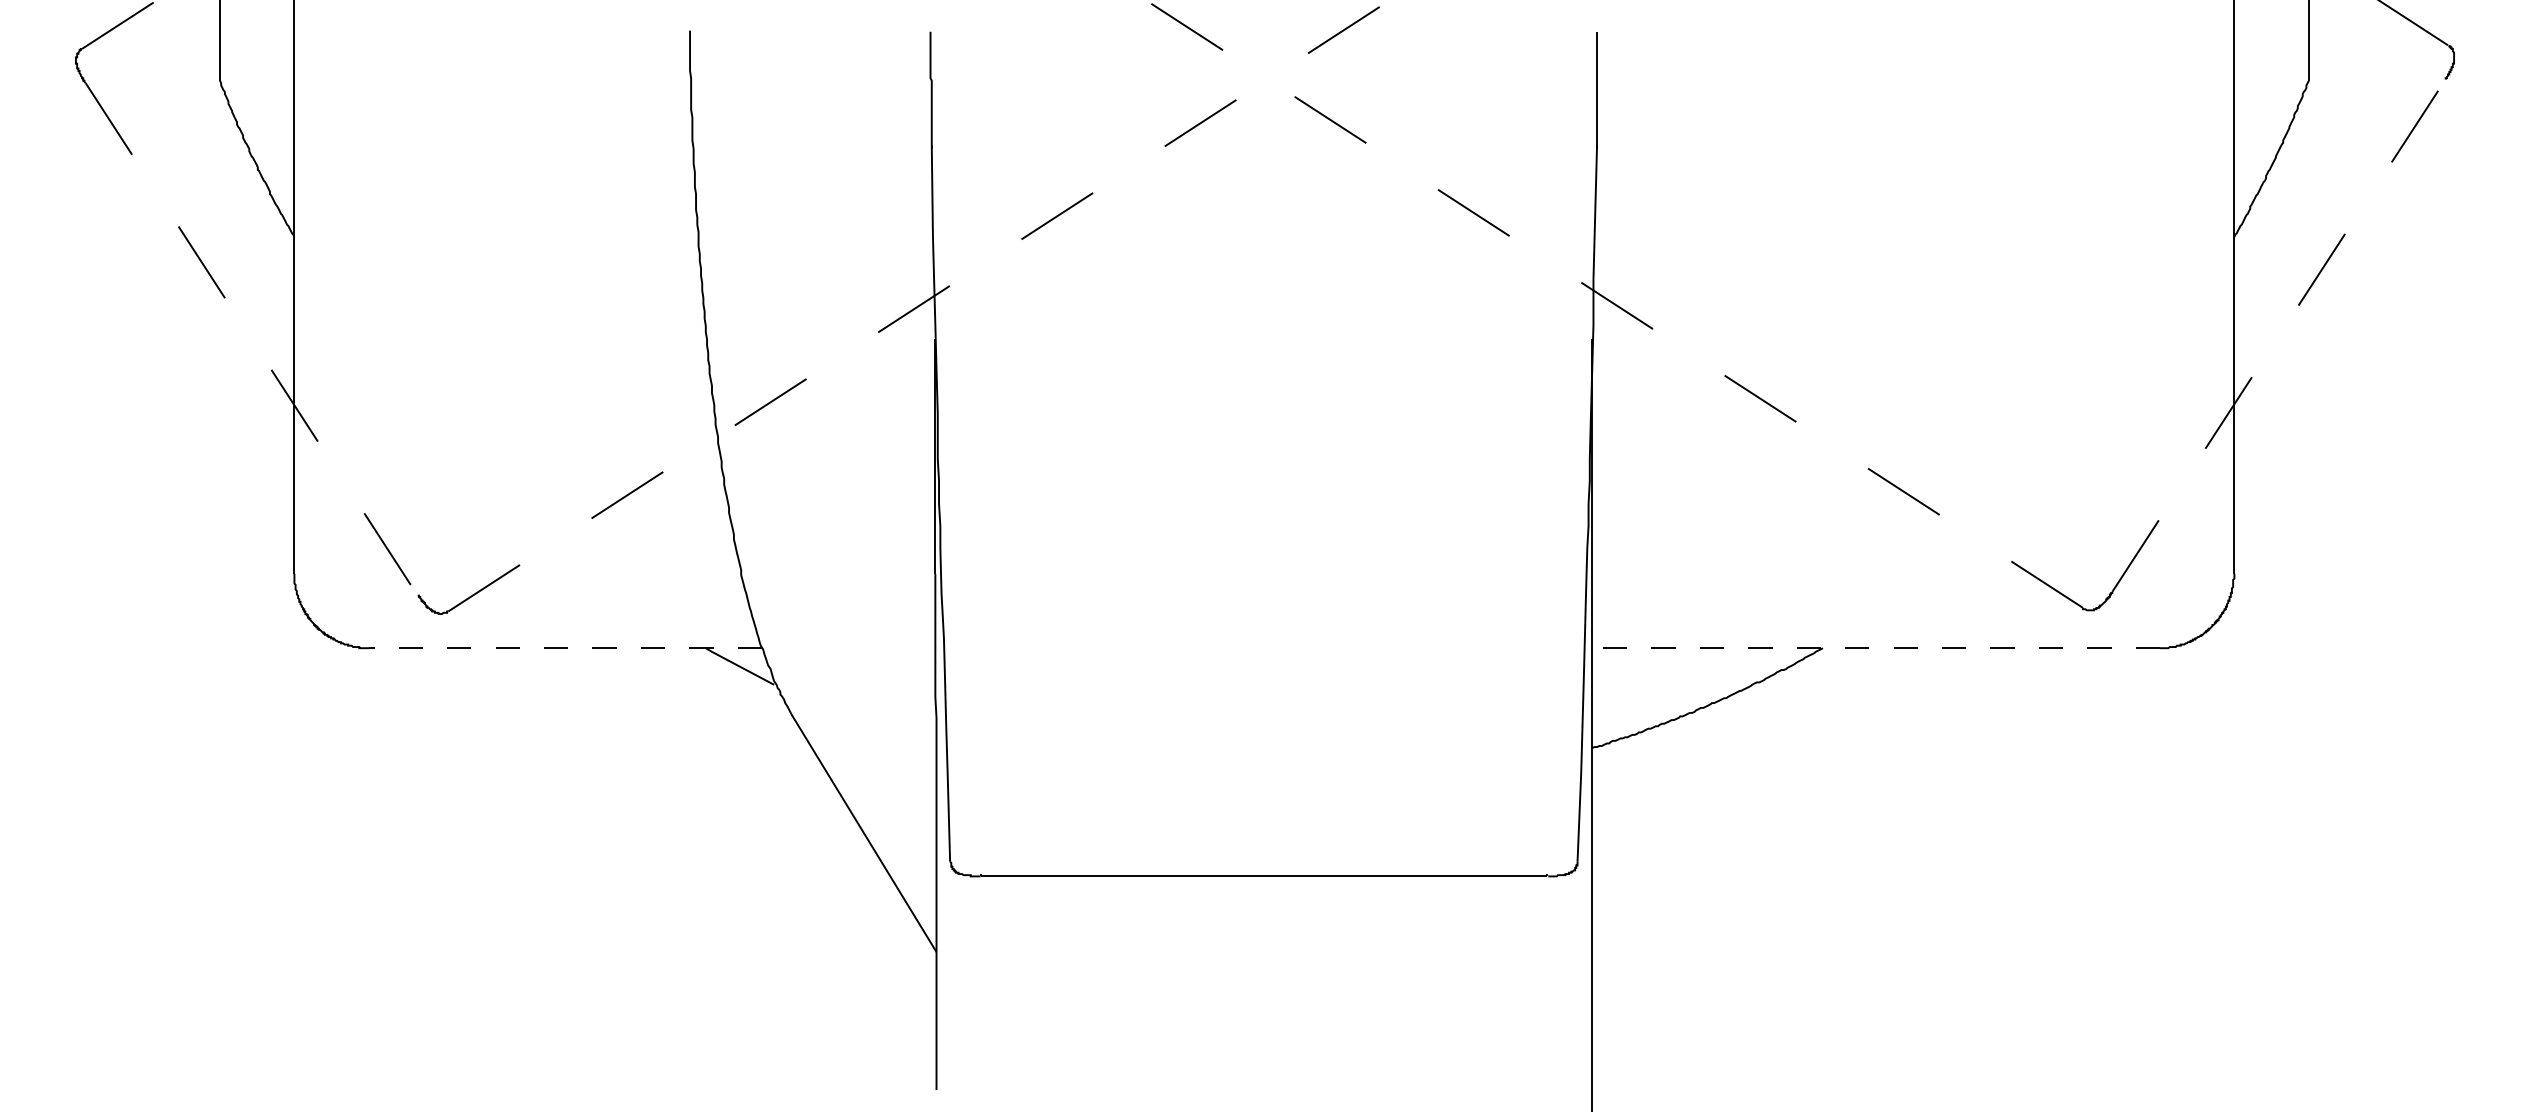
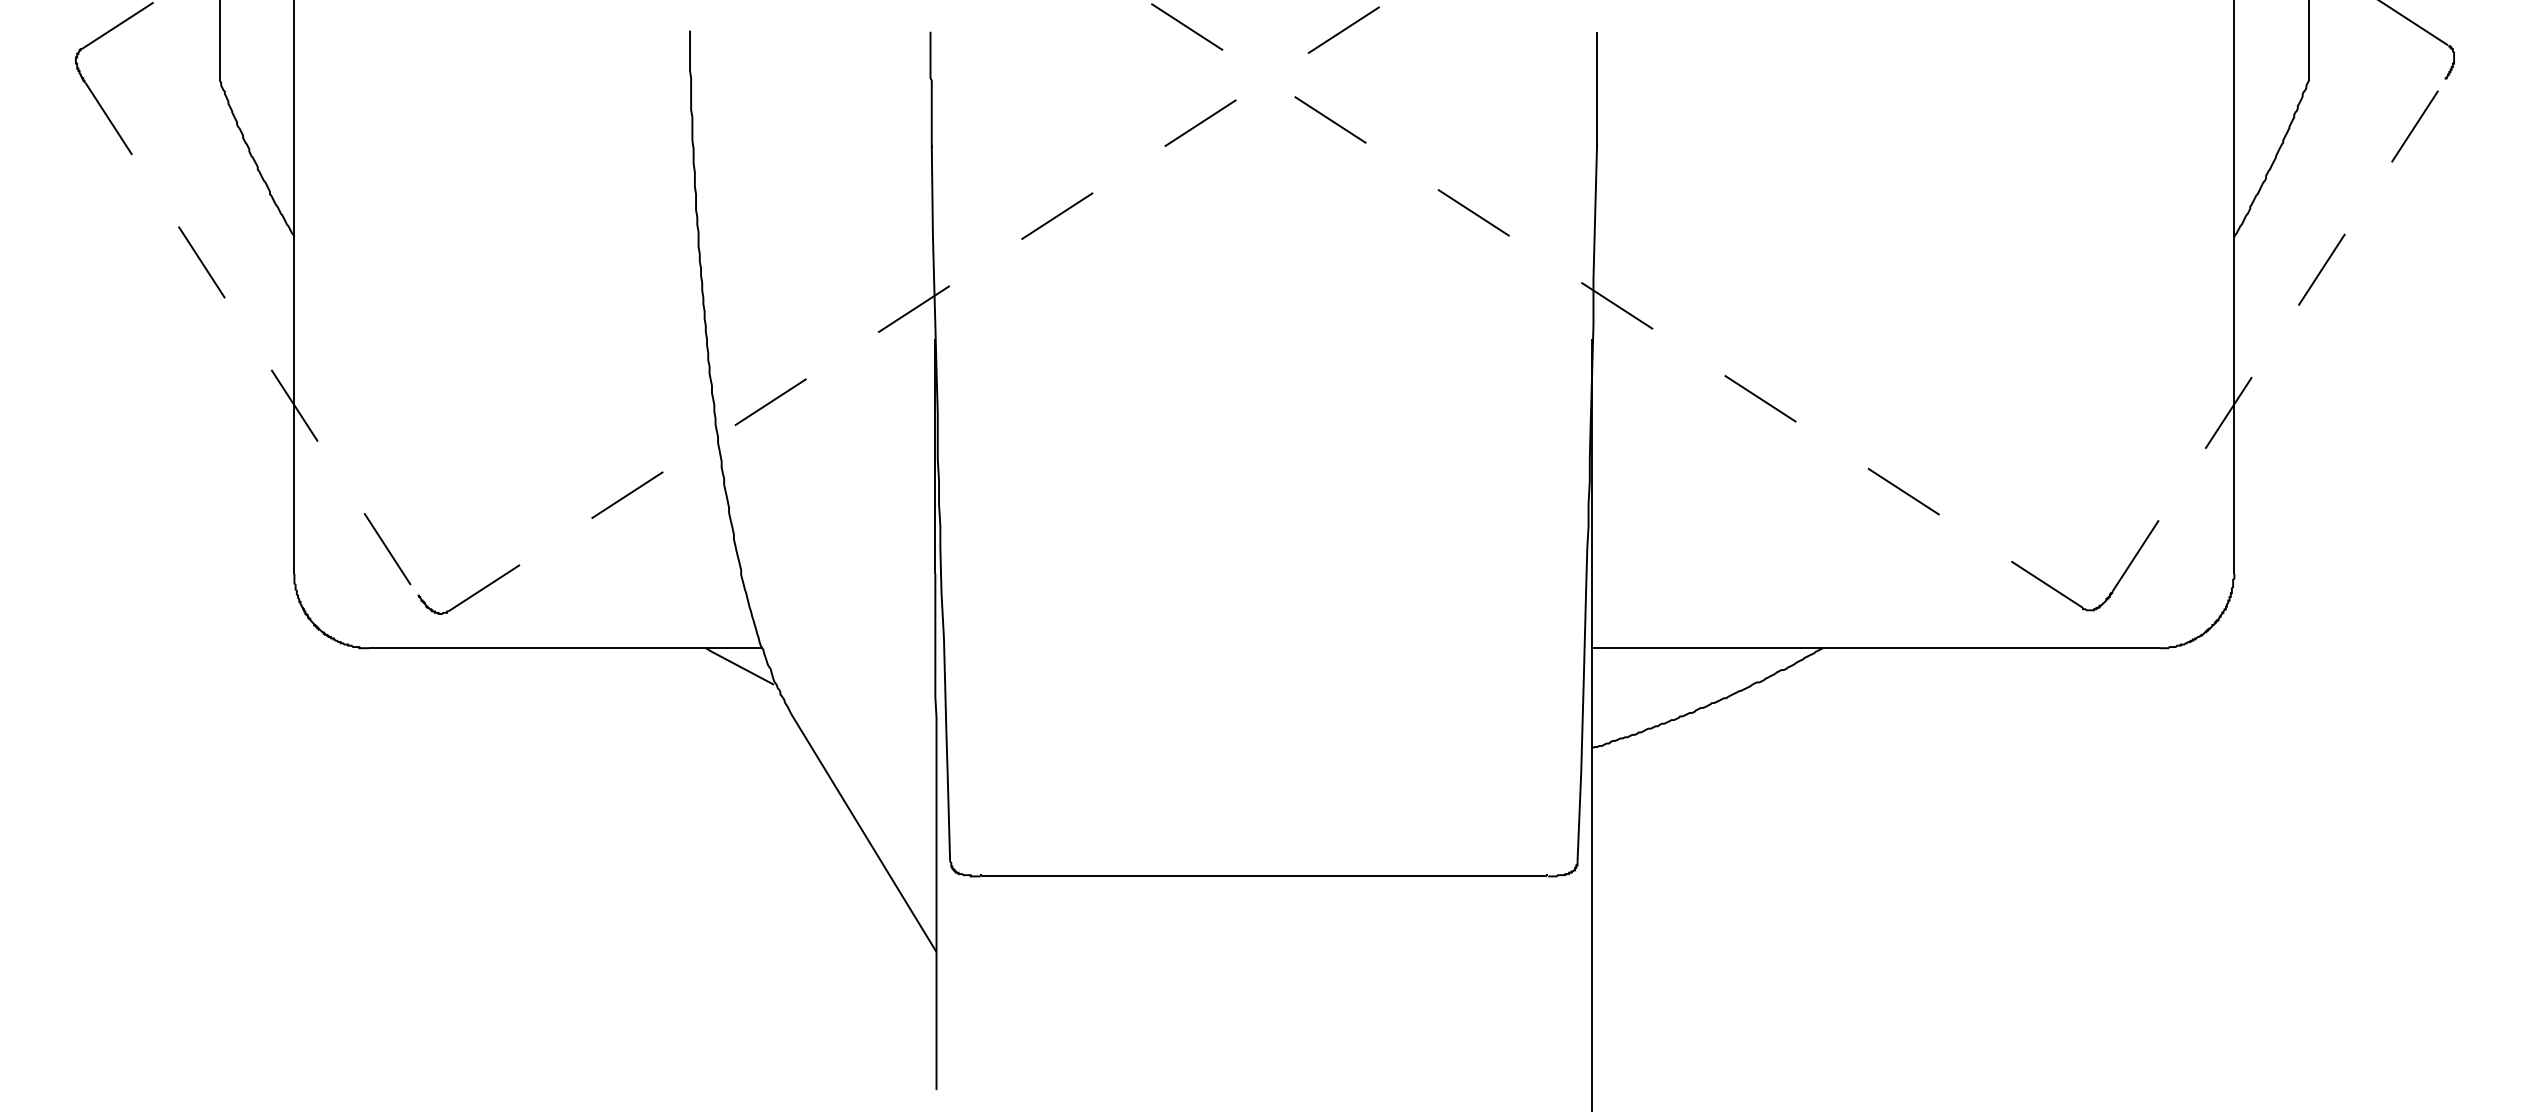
line: dashed -> solid (564, 648)
line: dashed -> solid (1876, 648)
